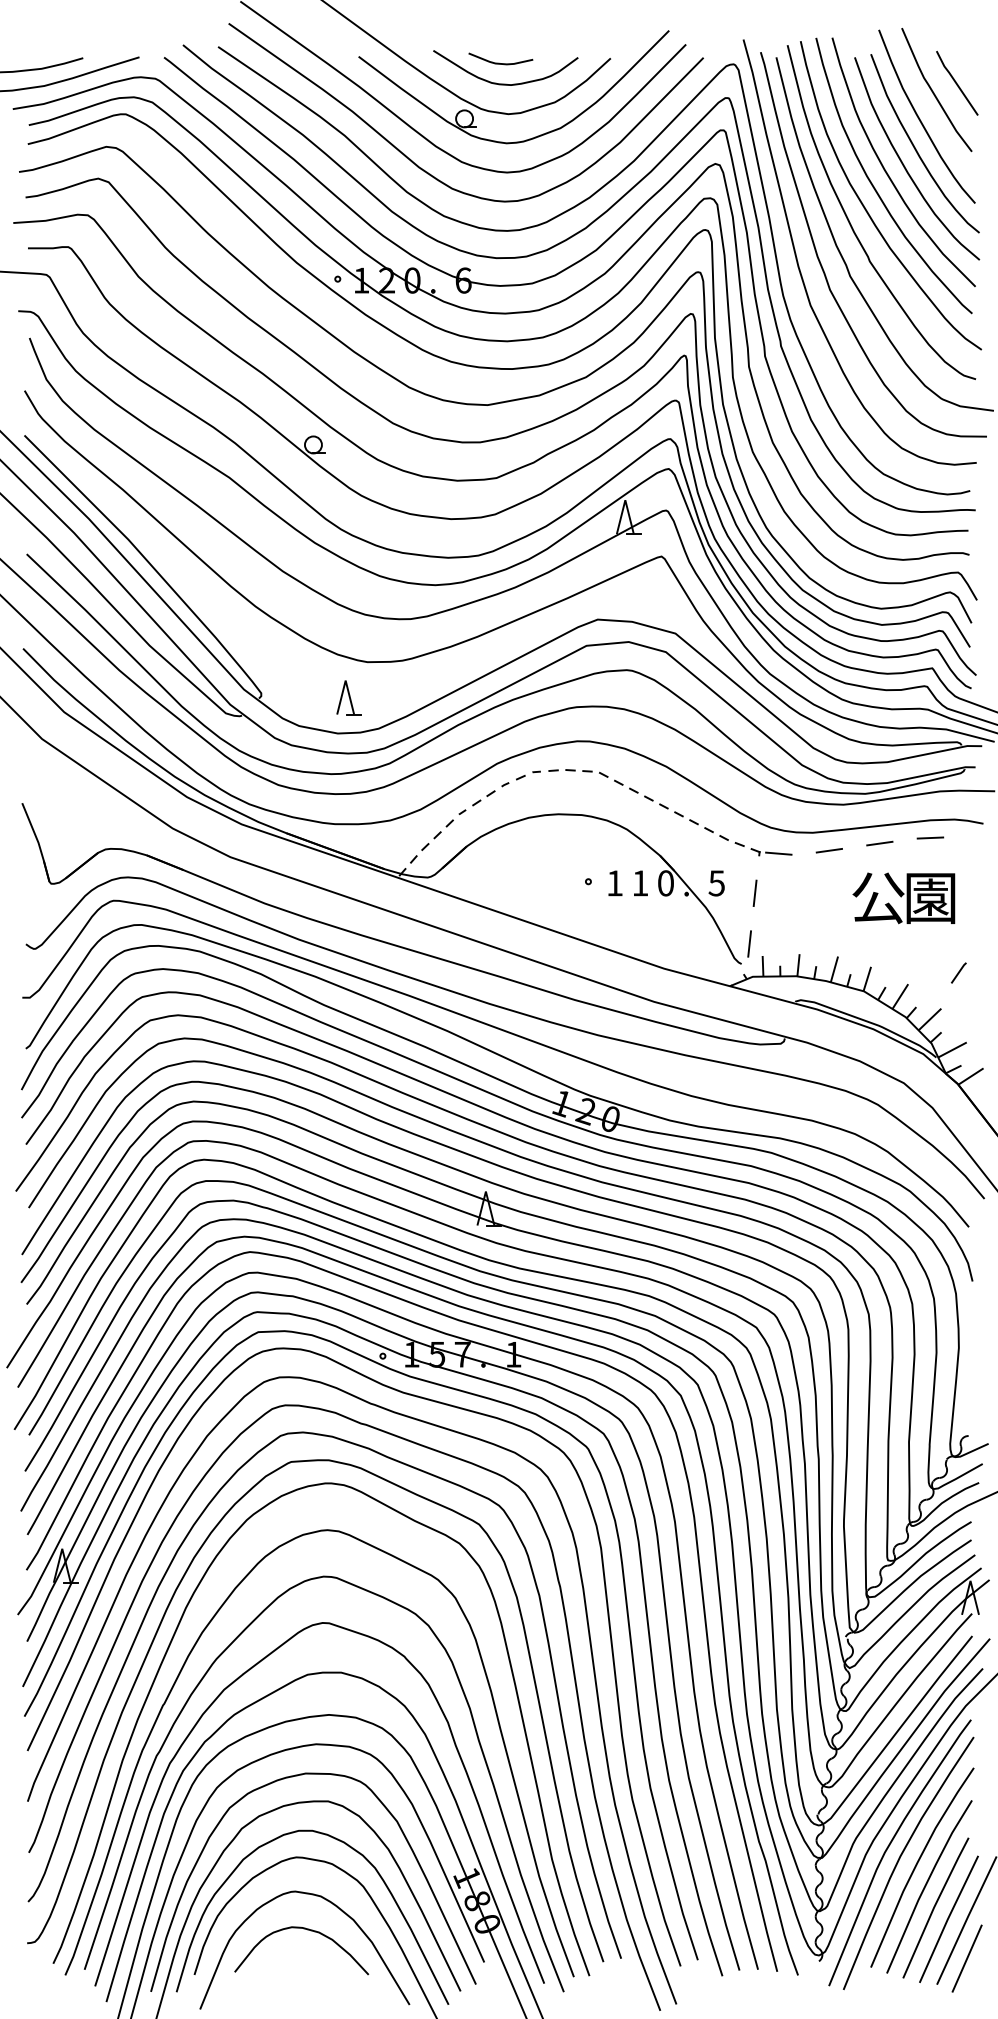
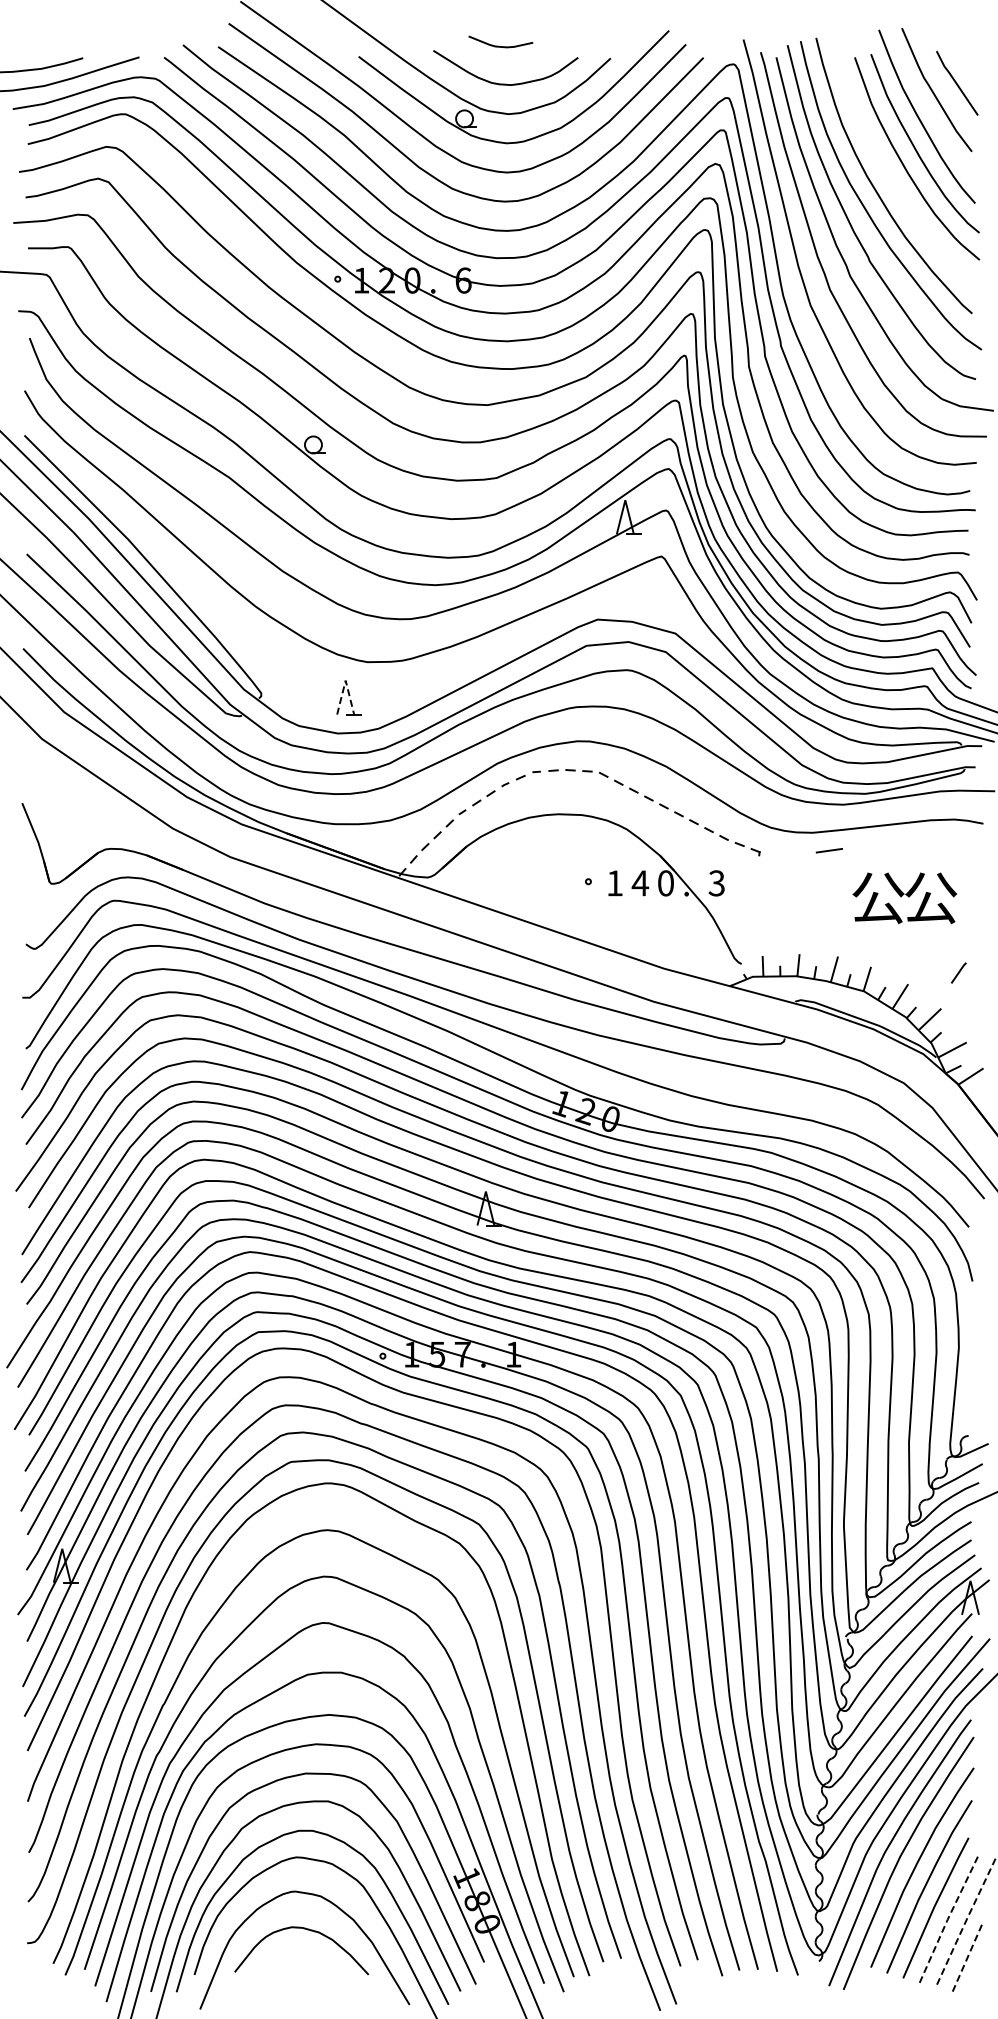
curve position: (499, 62) -> (499, 45) (499, 45)
curve: present -> none (886, 170)
line: solid -> dashed (345, 680)
line: present -> none (930, 837)
line: present -> none (879, 843)
line: present -> none (778, 853)
text: 5 -> 3 (716, 882)
text: 1 -> 4 (640, 883)
line: present -> none (754, 893)
text: 園 -> 公 (931, 897)
line: present -> none (749, 943)
line: solid -> dashed (947, 1919)
line: solid -> dashed (966, 1919)
line: solid -> dashed (967, 1958)
